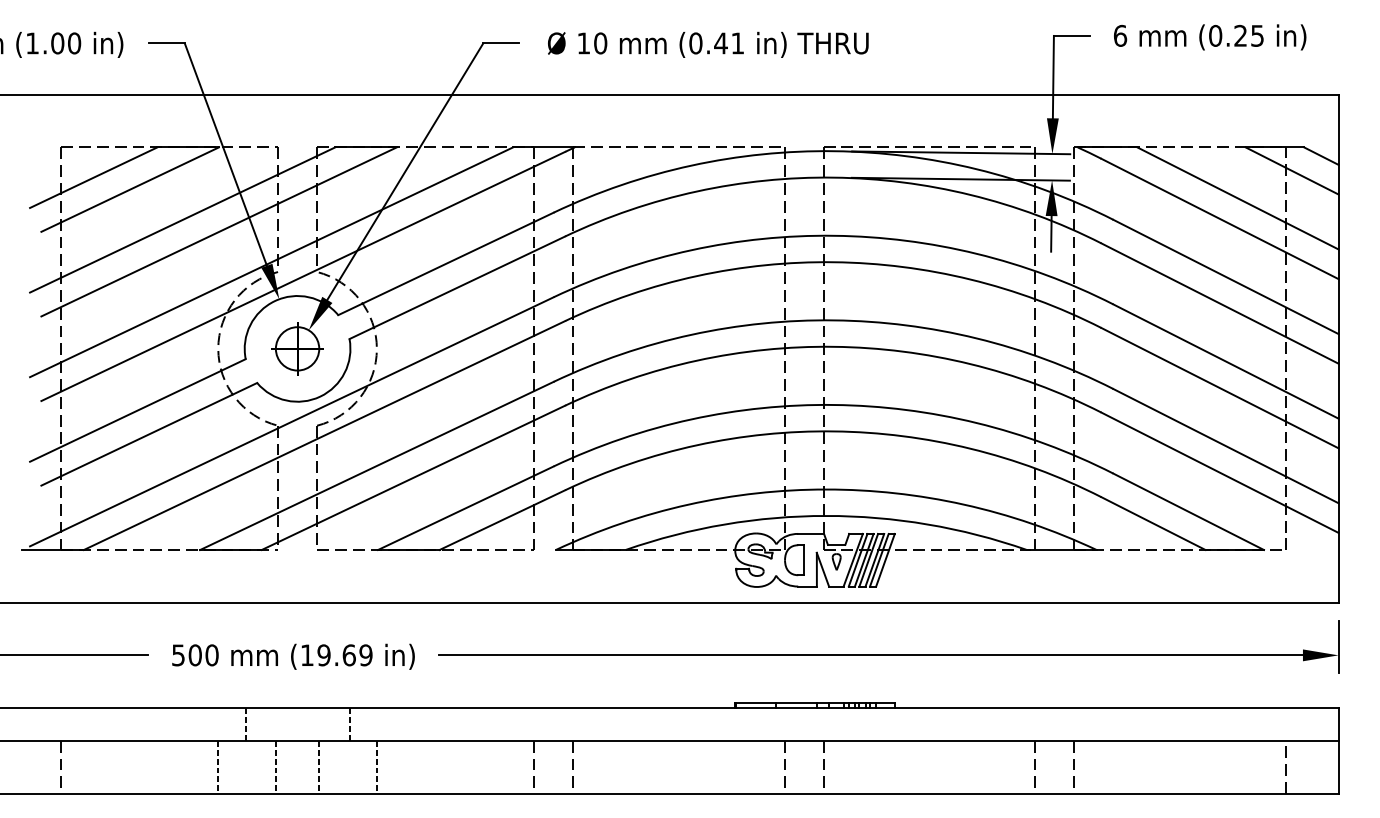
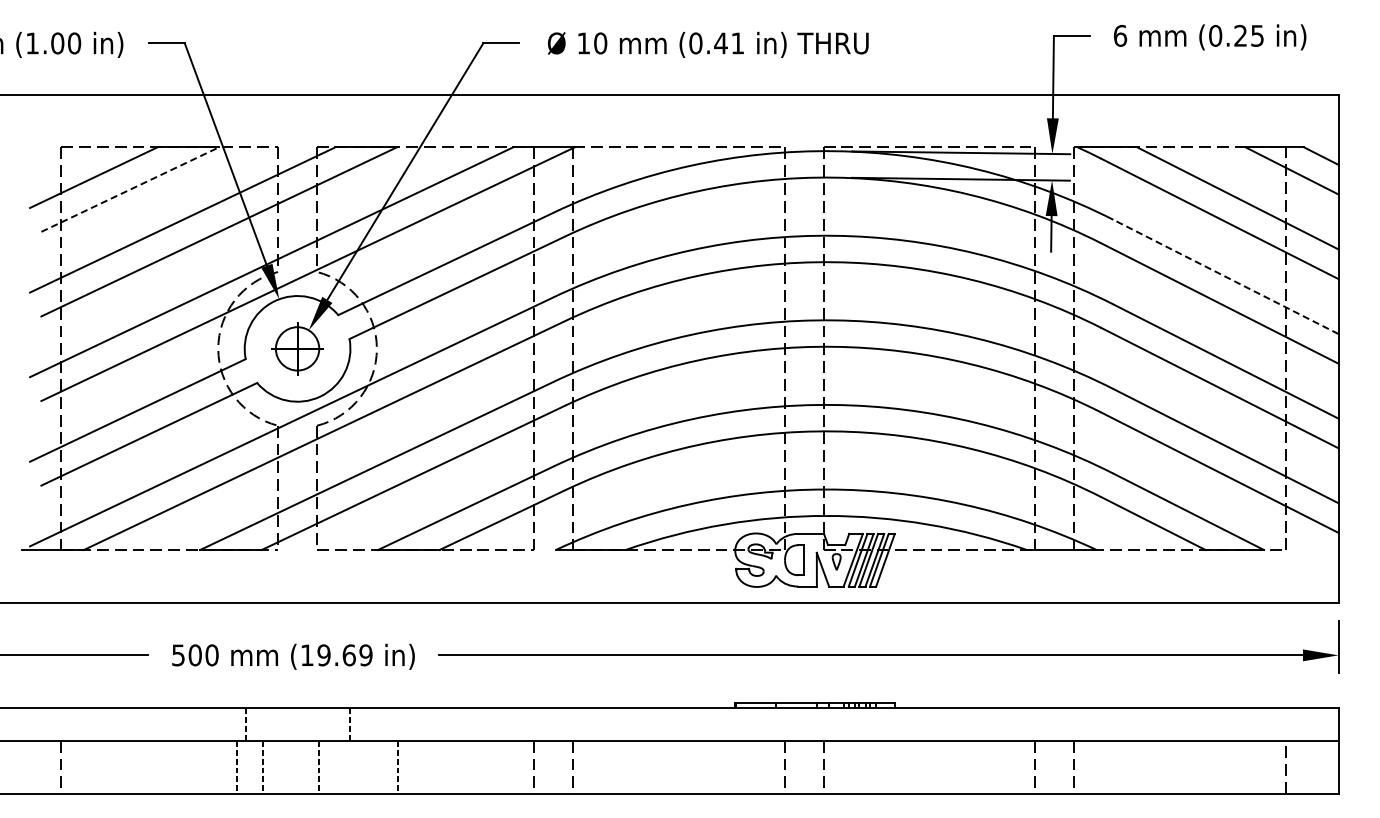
line: solid -> dashed (130, 189)
line: solid -> dashed (1225, 276)
line position: (218, 766) -> (237, 766) (237, 766)
line position: (276, 766) -> (263, 766) (263, 766)
line position: (376, 766) -> (397, 766) (397, 766)
